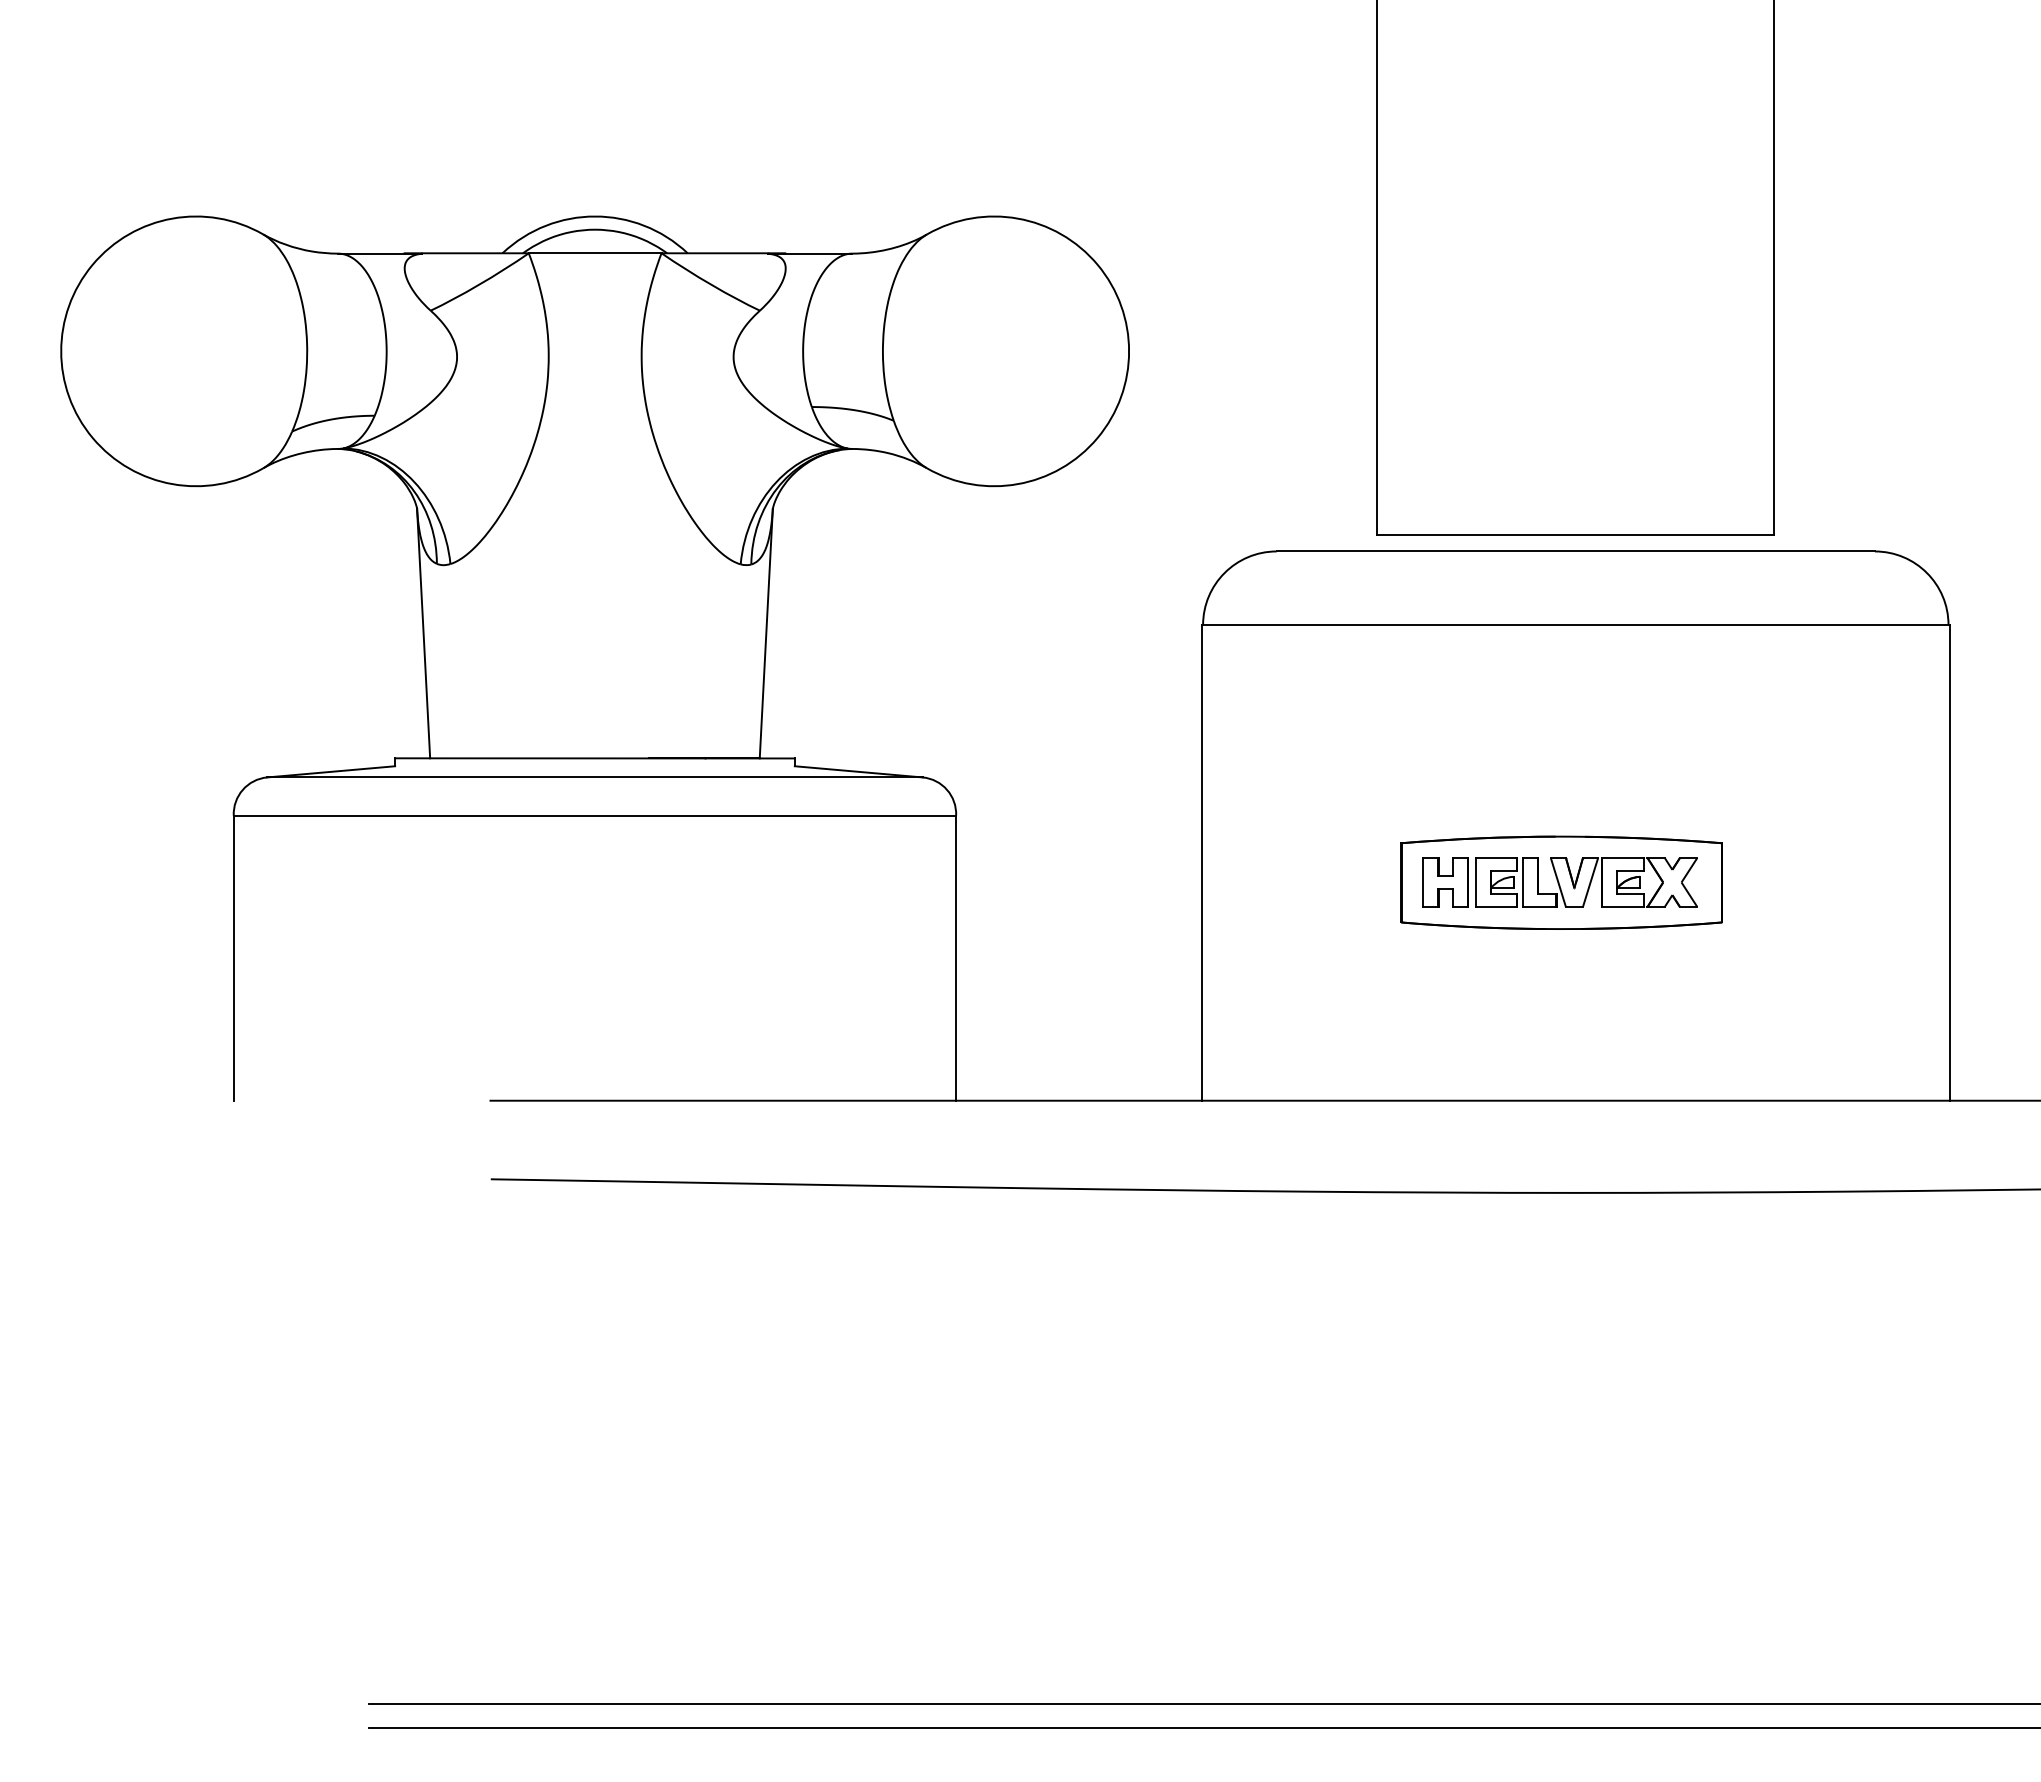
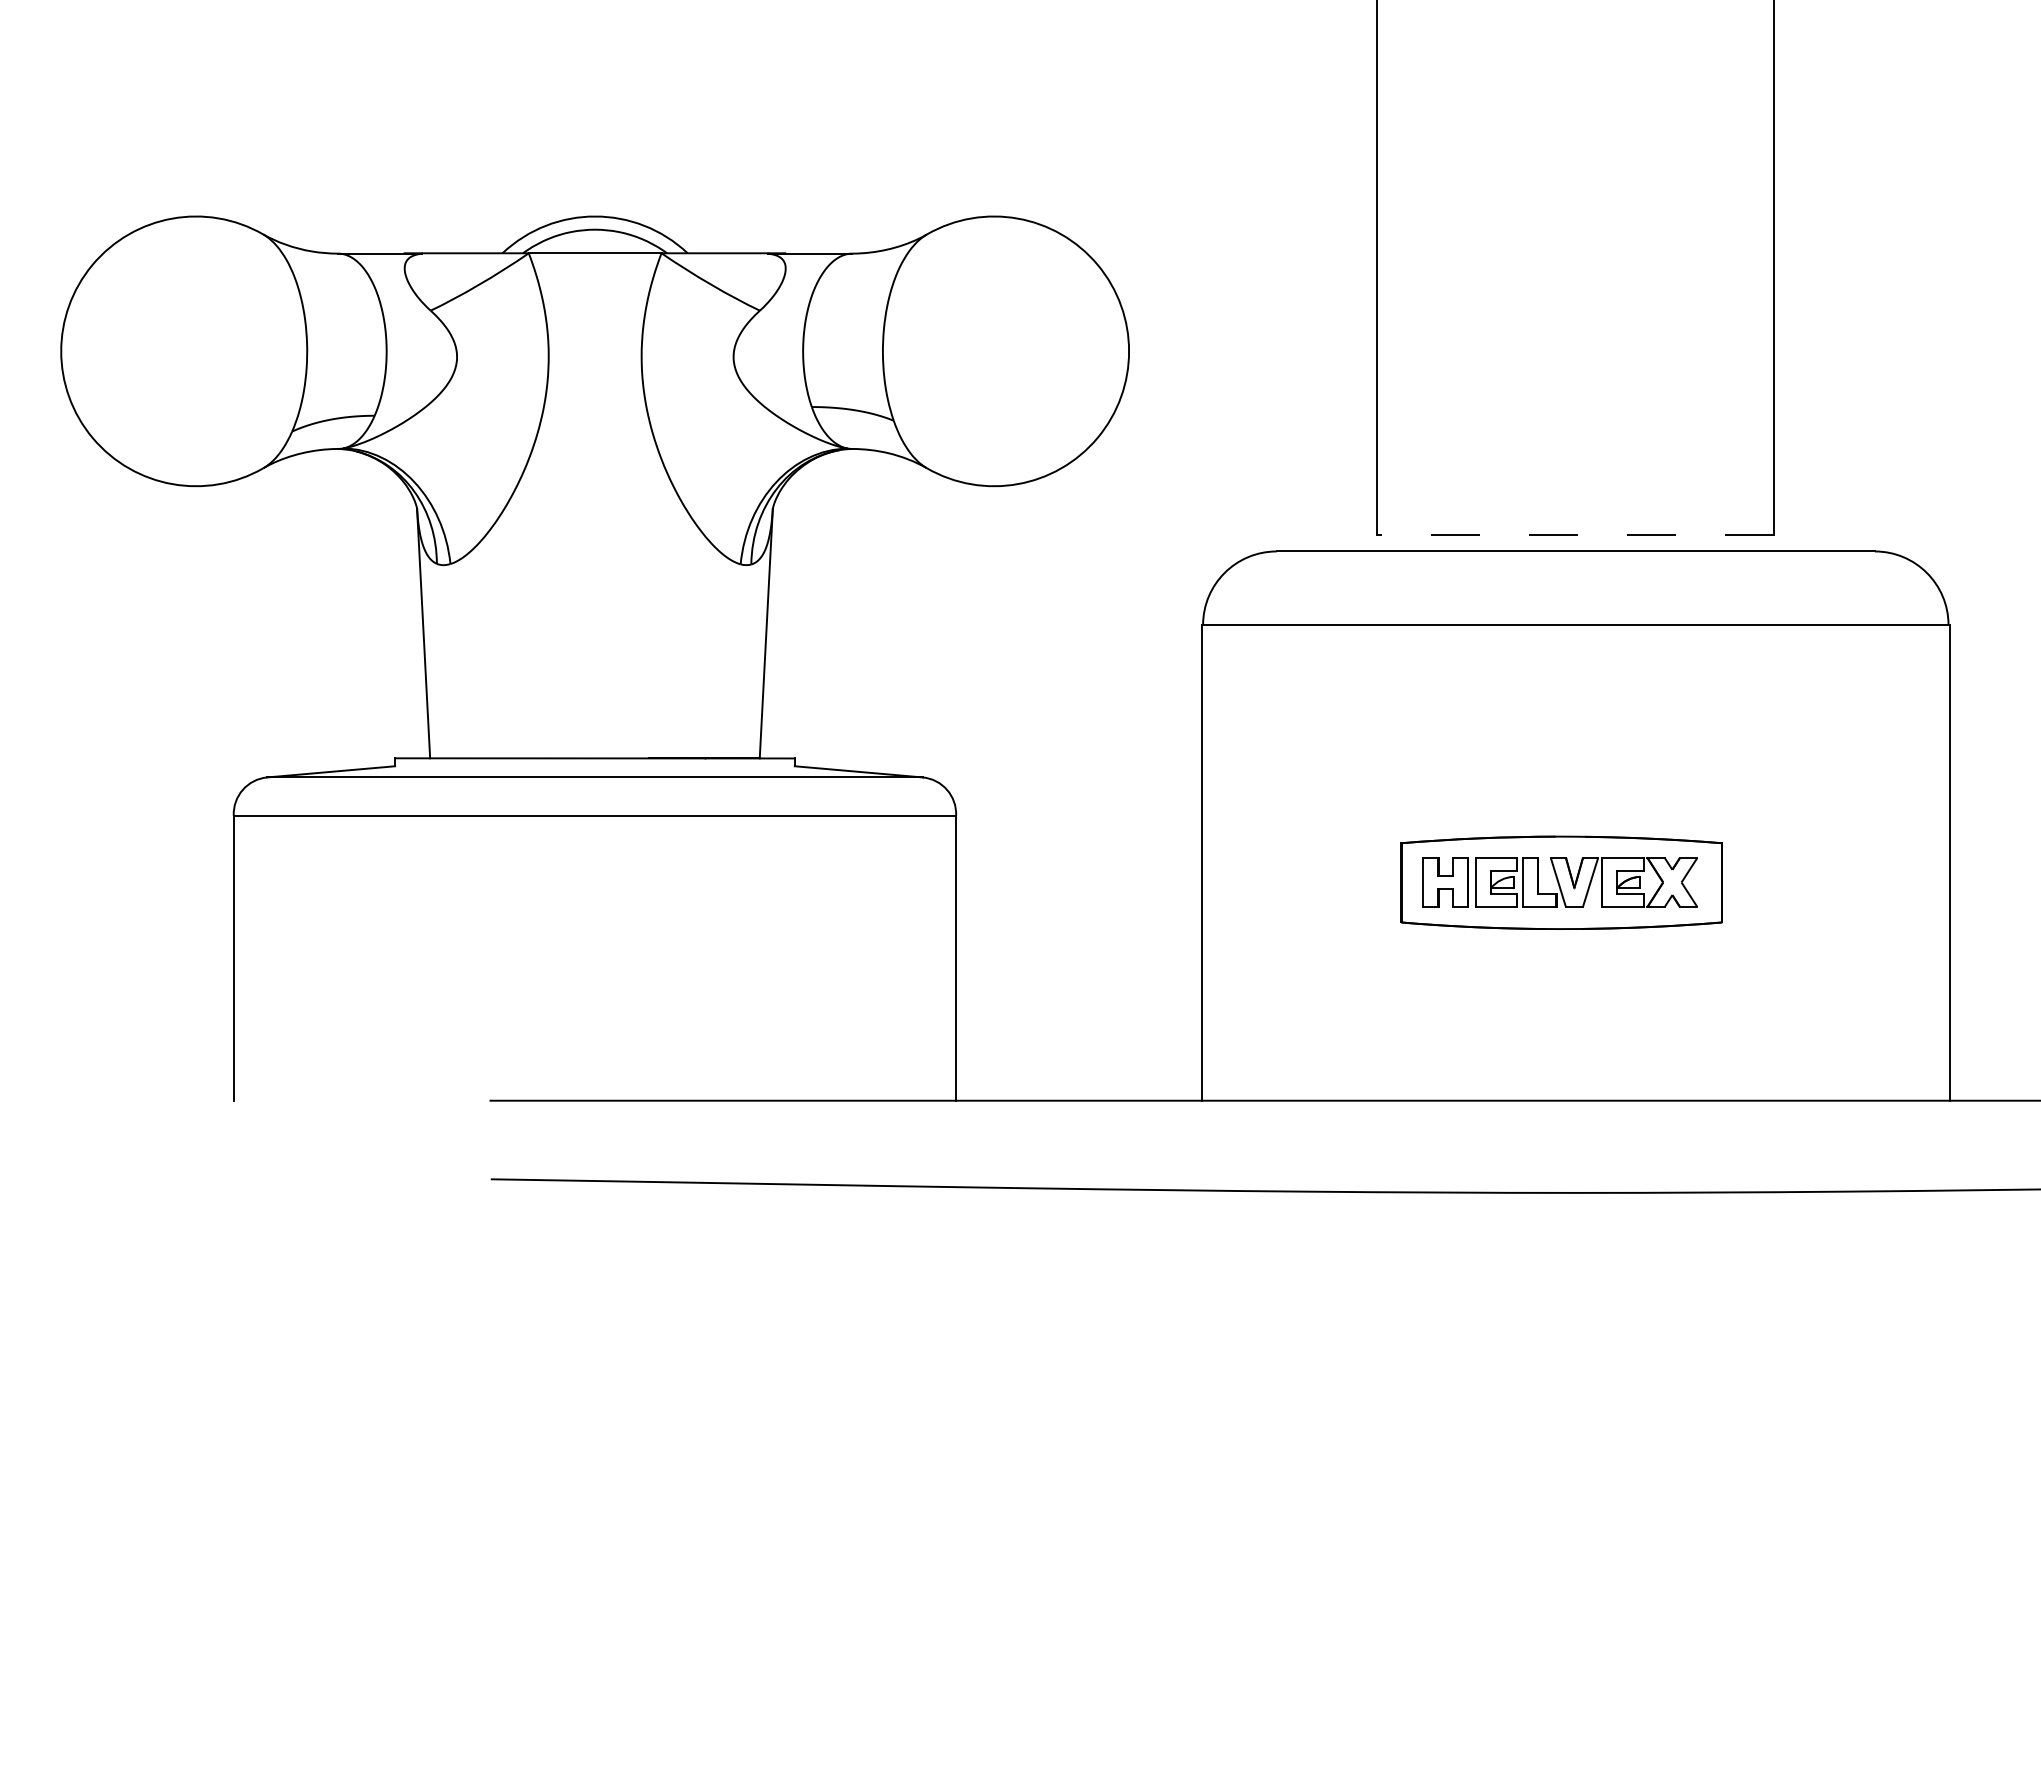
line: solid -> dashed (1575, 535)
line: present -> none (1203, 1703)
line: present -> none (1203, 1728)
